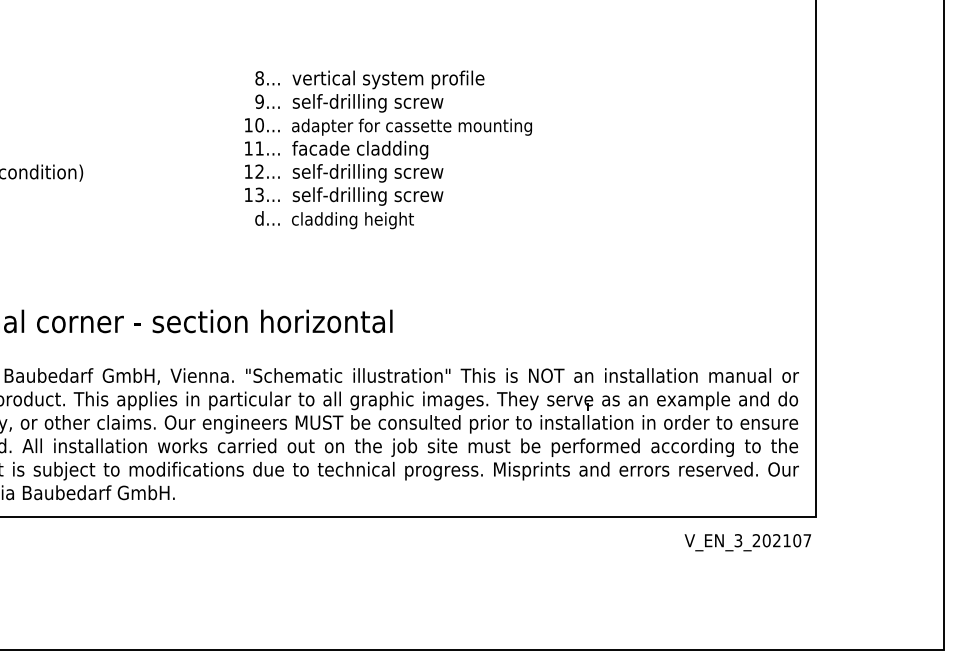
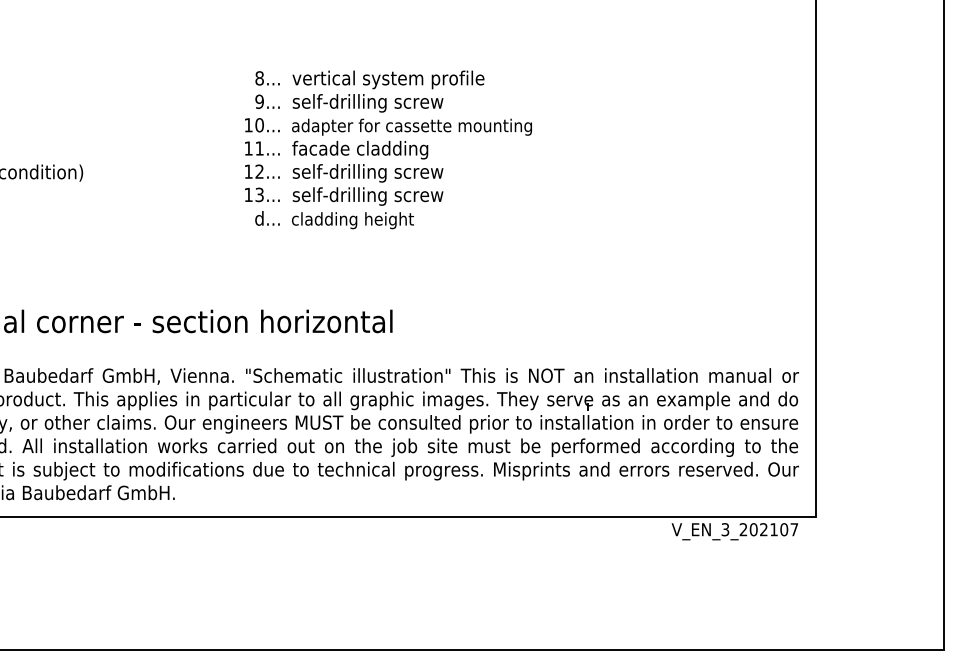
text position: (747, 542) -> (734, 531) (734, 531)
